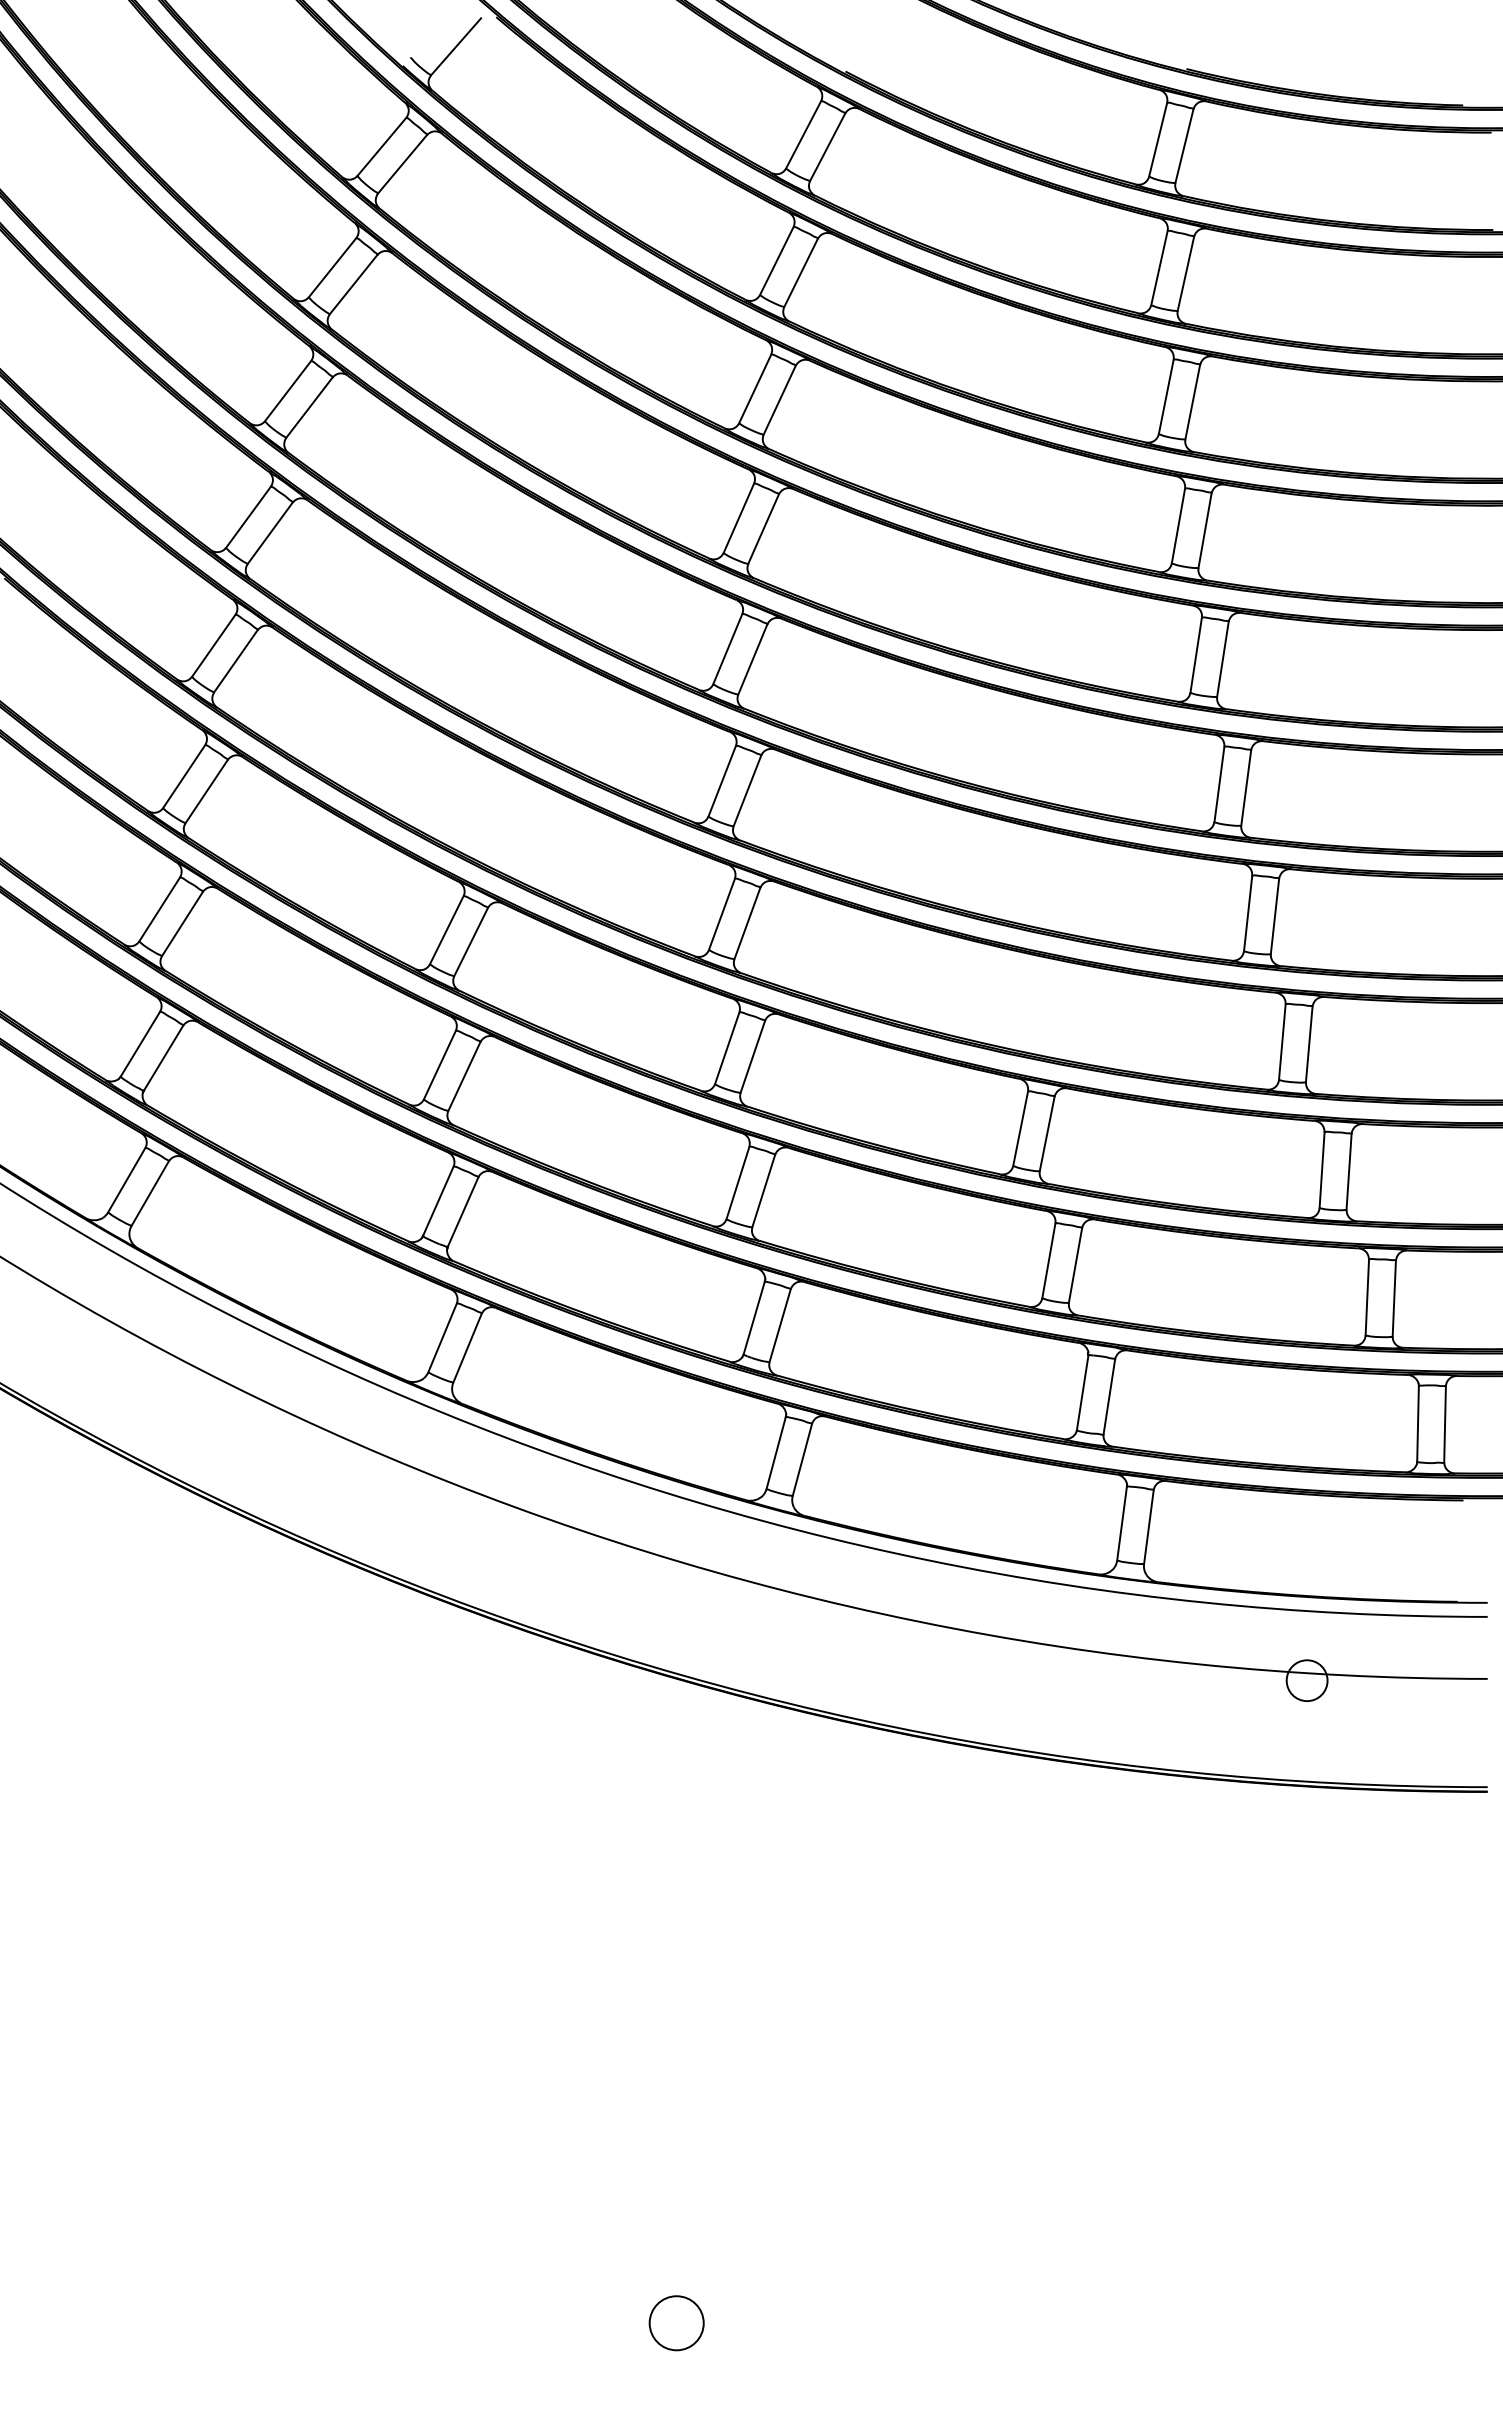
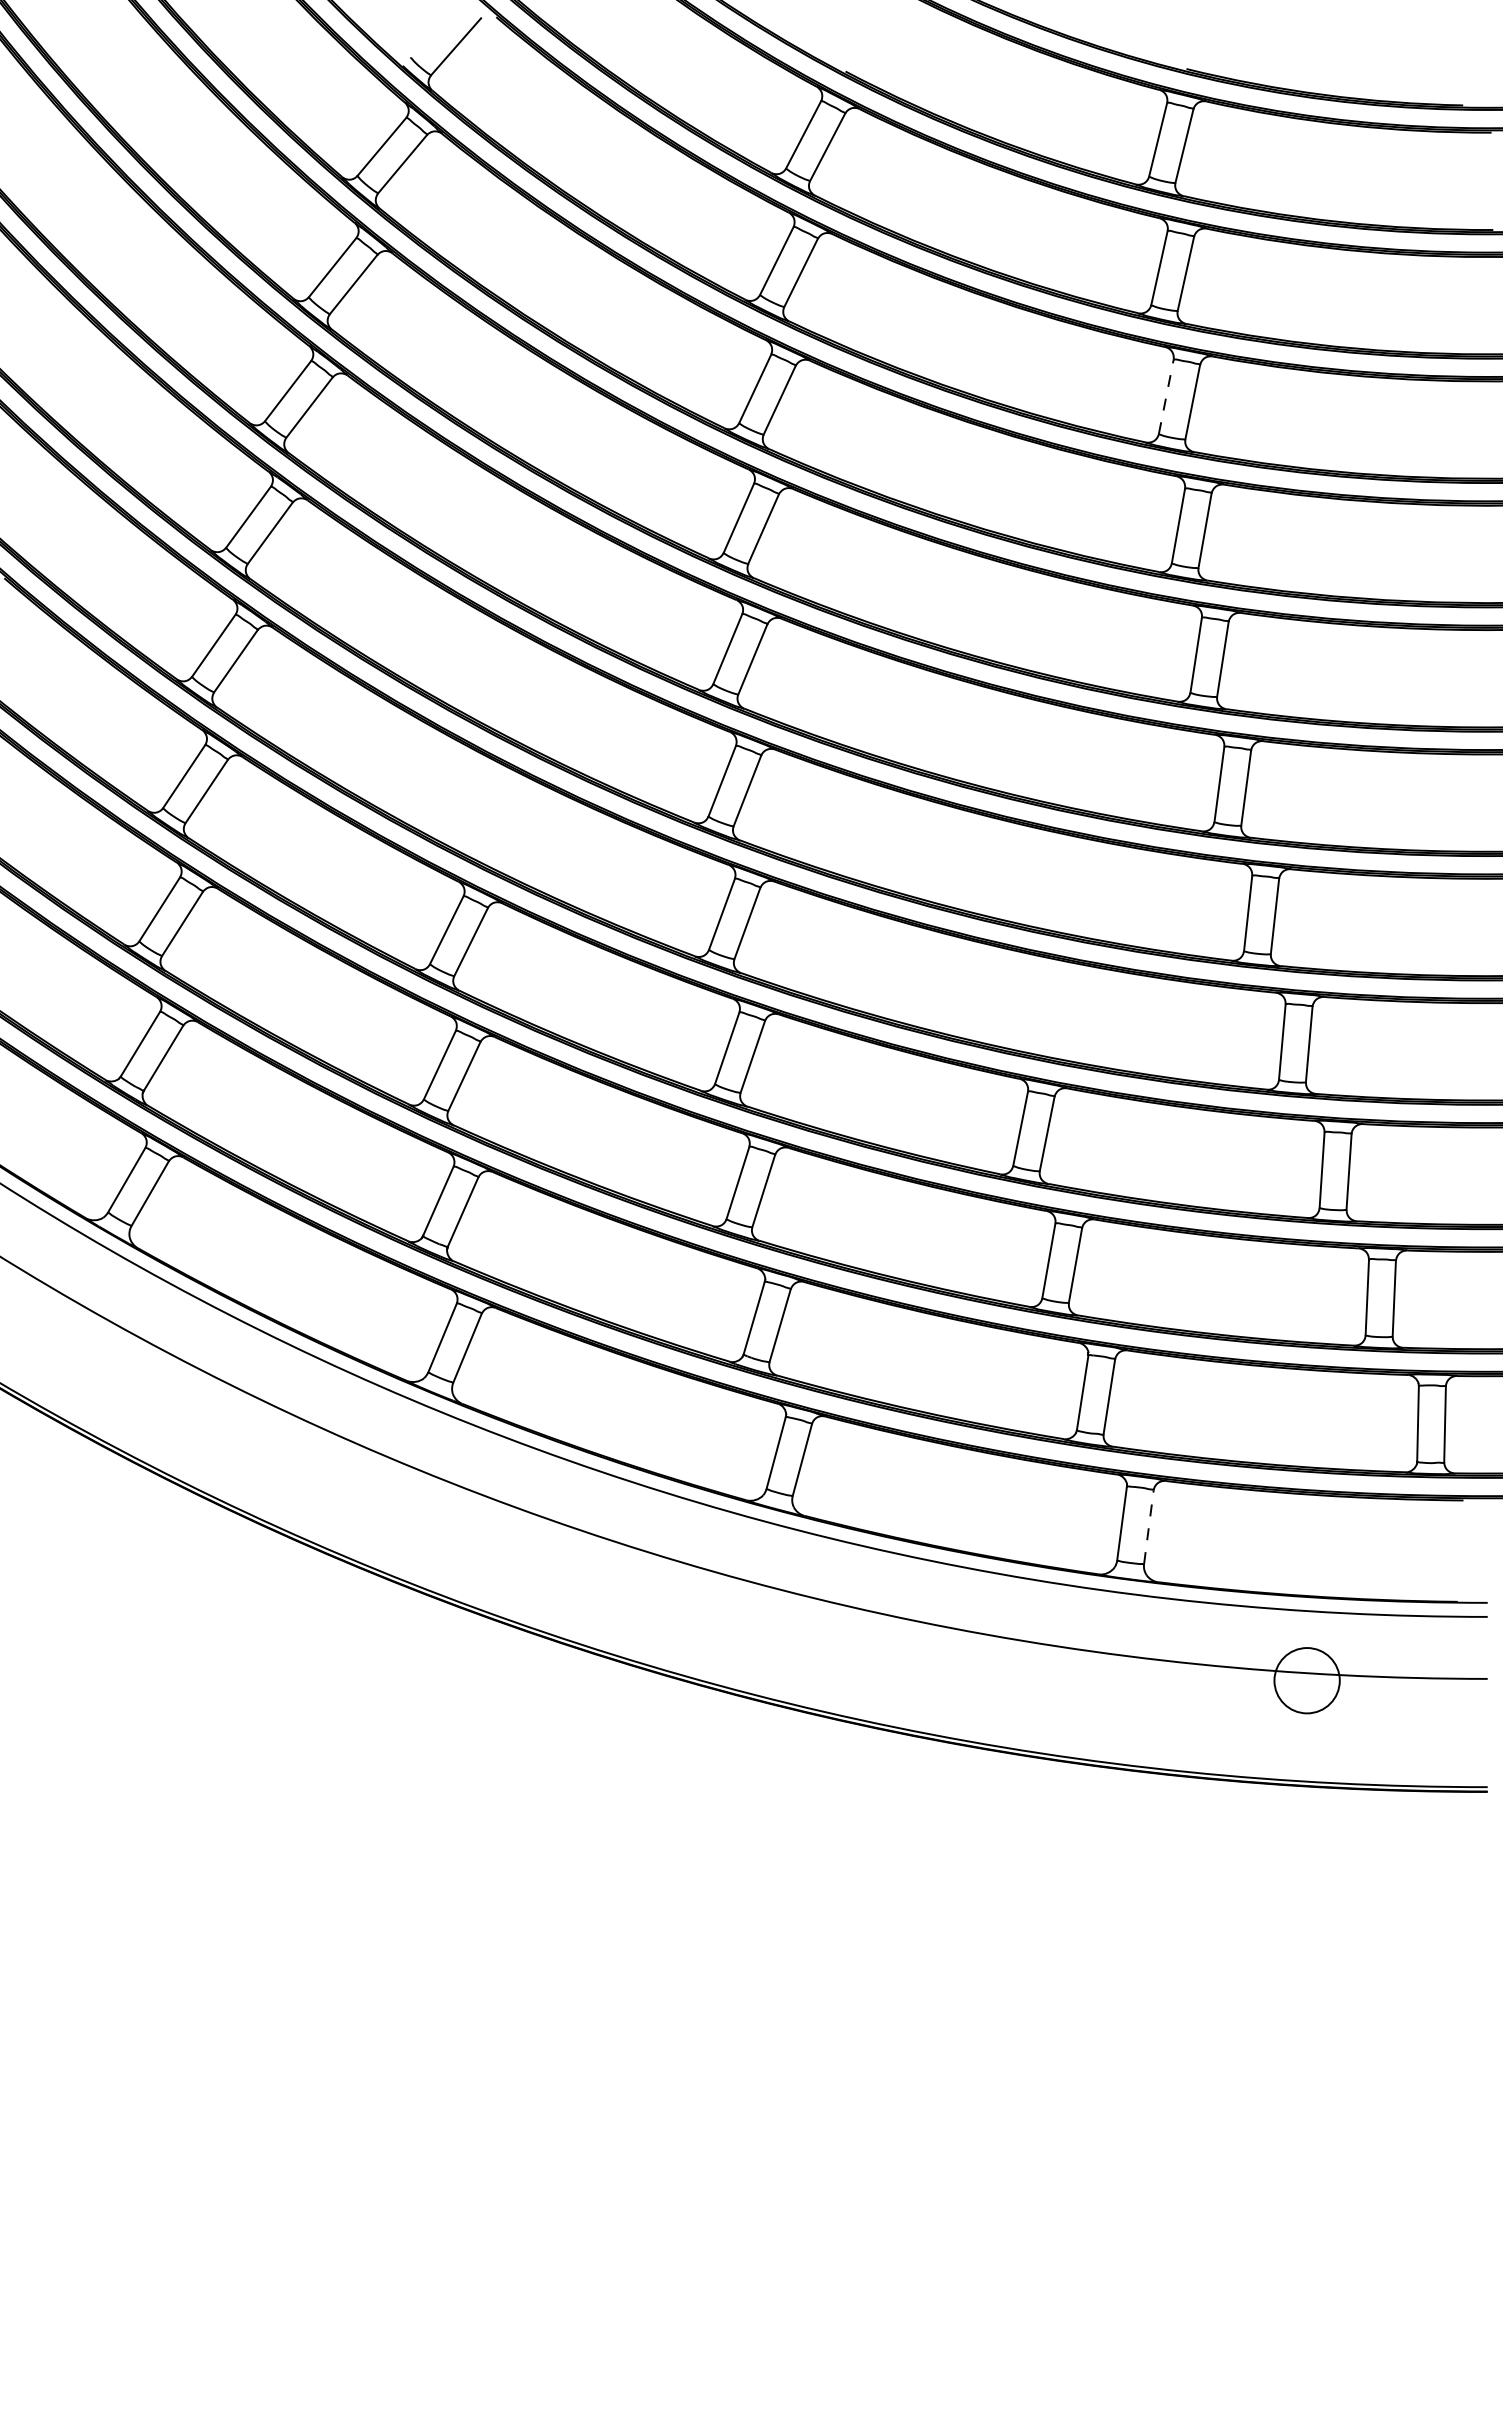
line: solid -> dashed (1166, 396)
line: solid -> dashed (1148, 1526)
circle diameter: 41 px -> 65 px (1306, 1680)
circle: present -> none (676, 2323)
